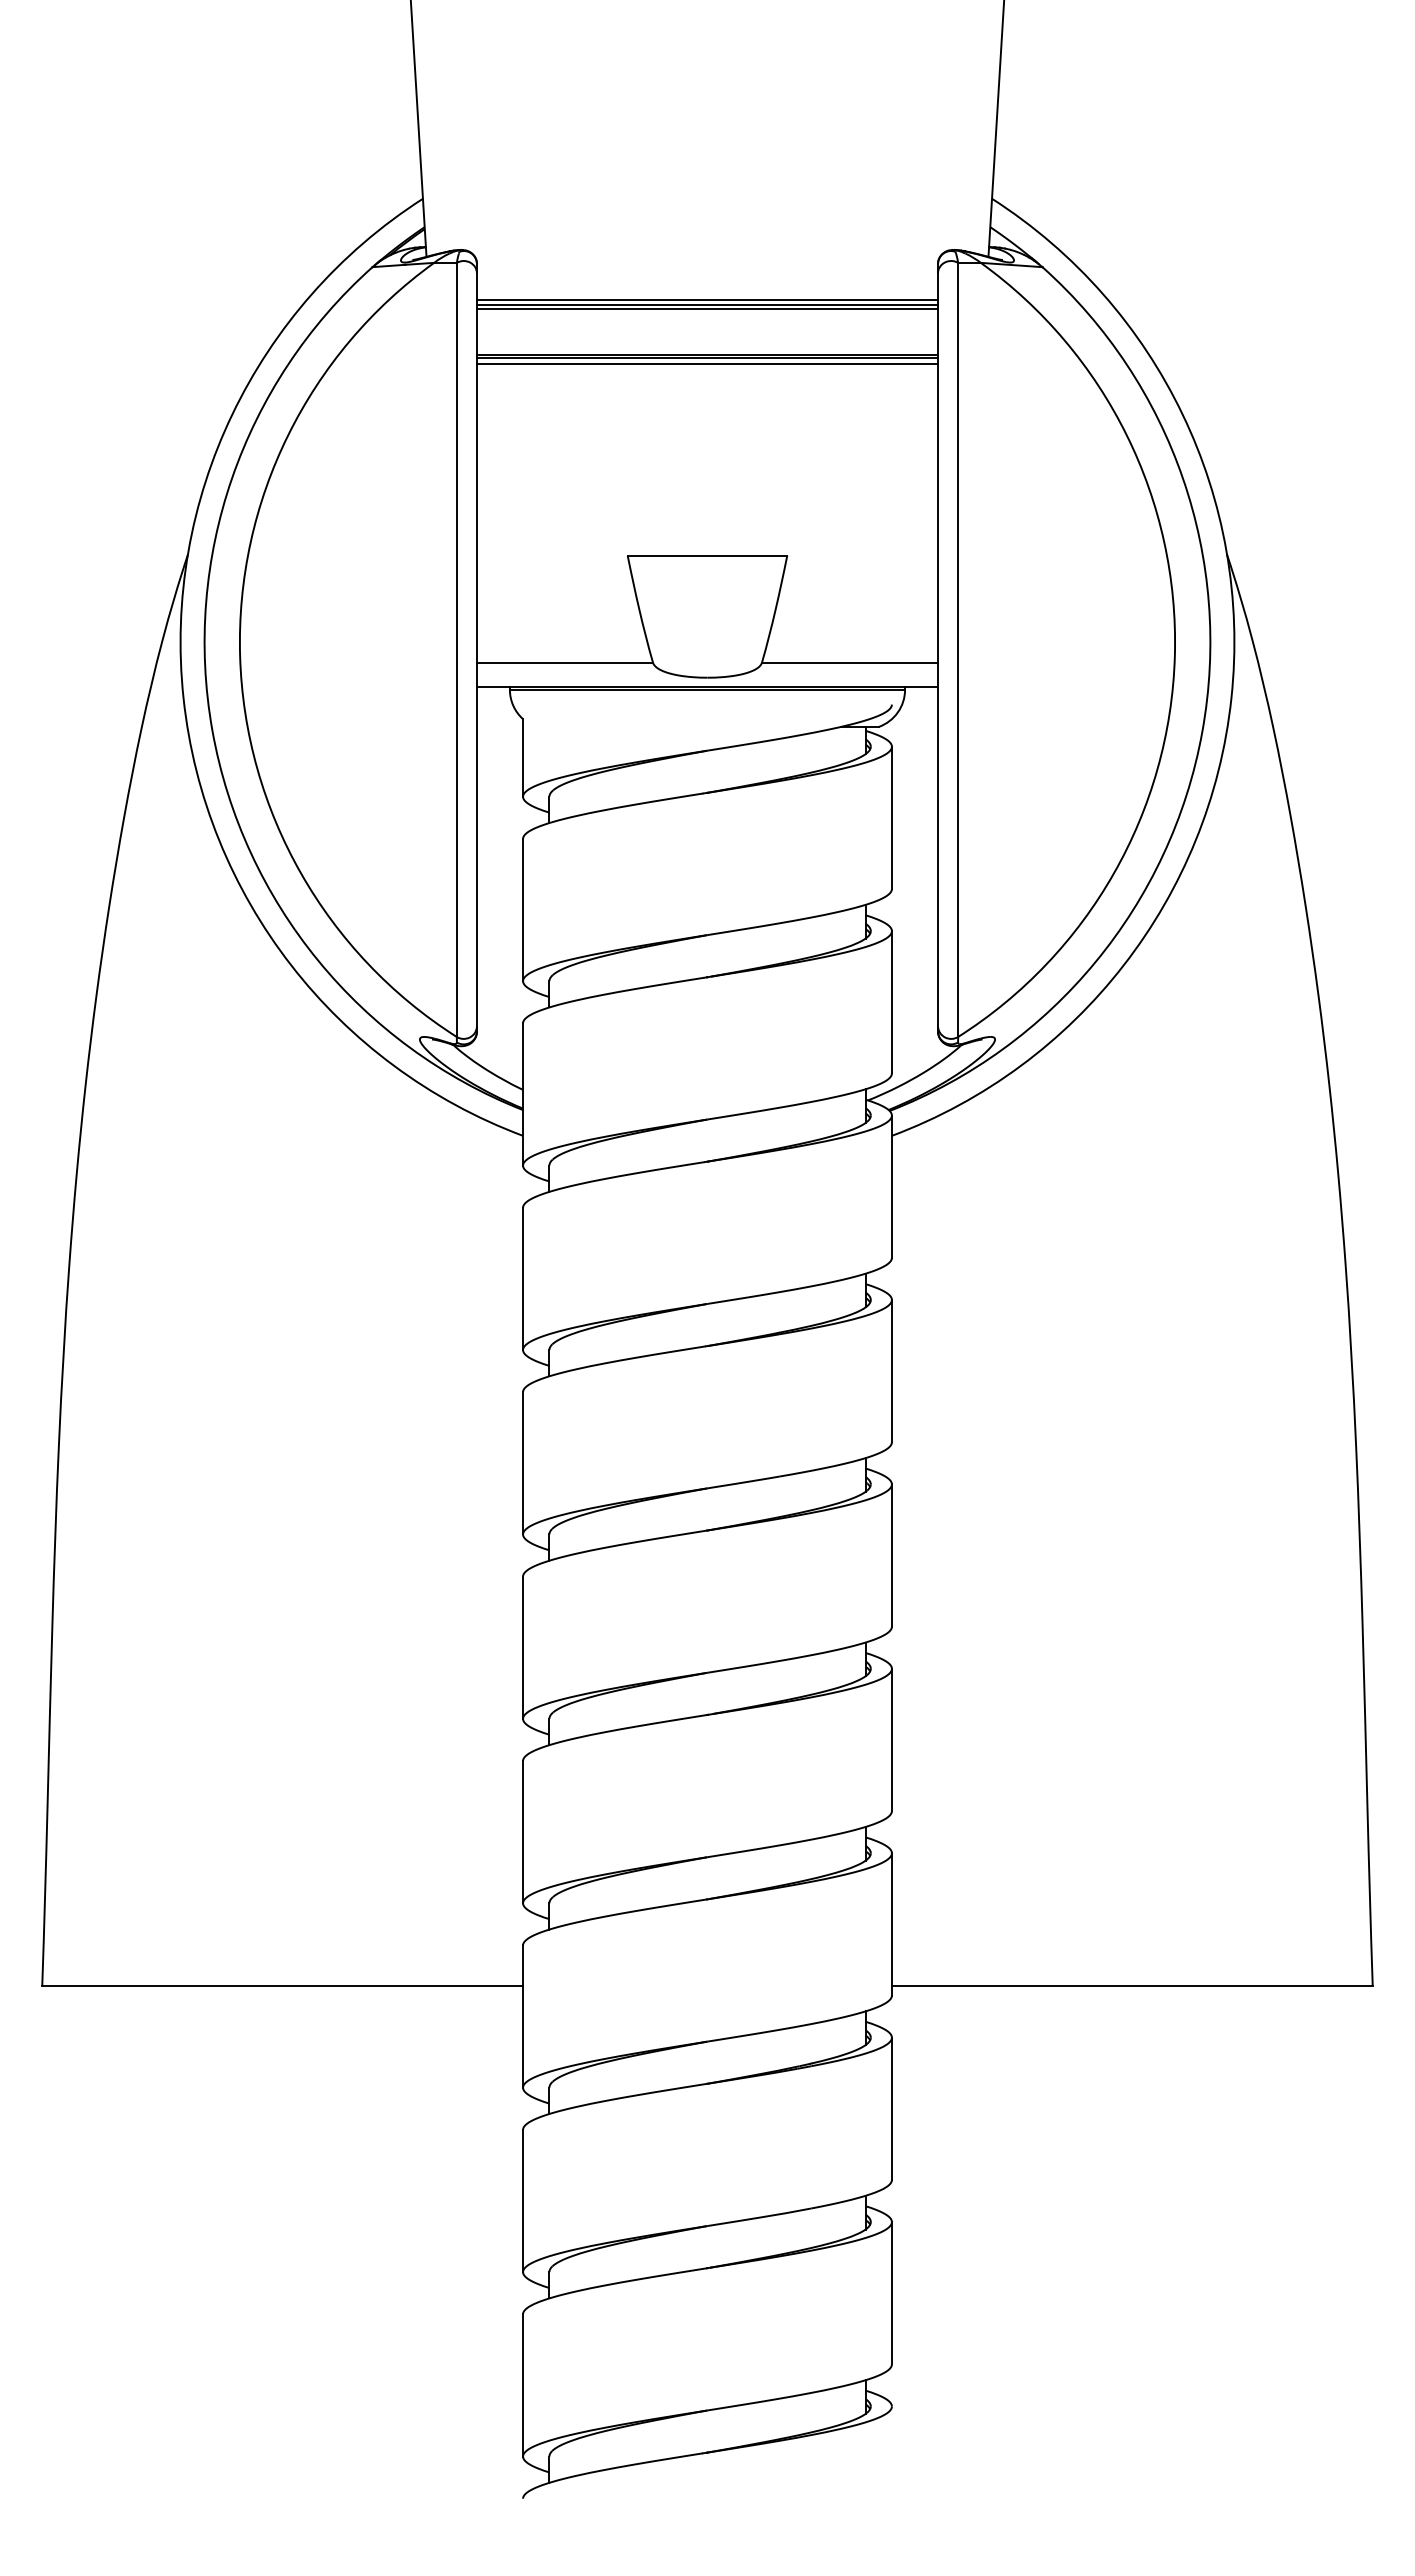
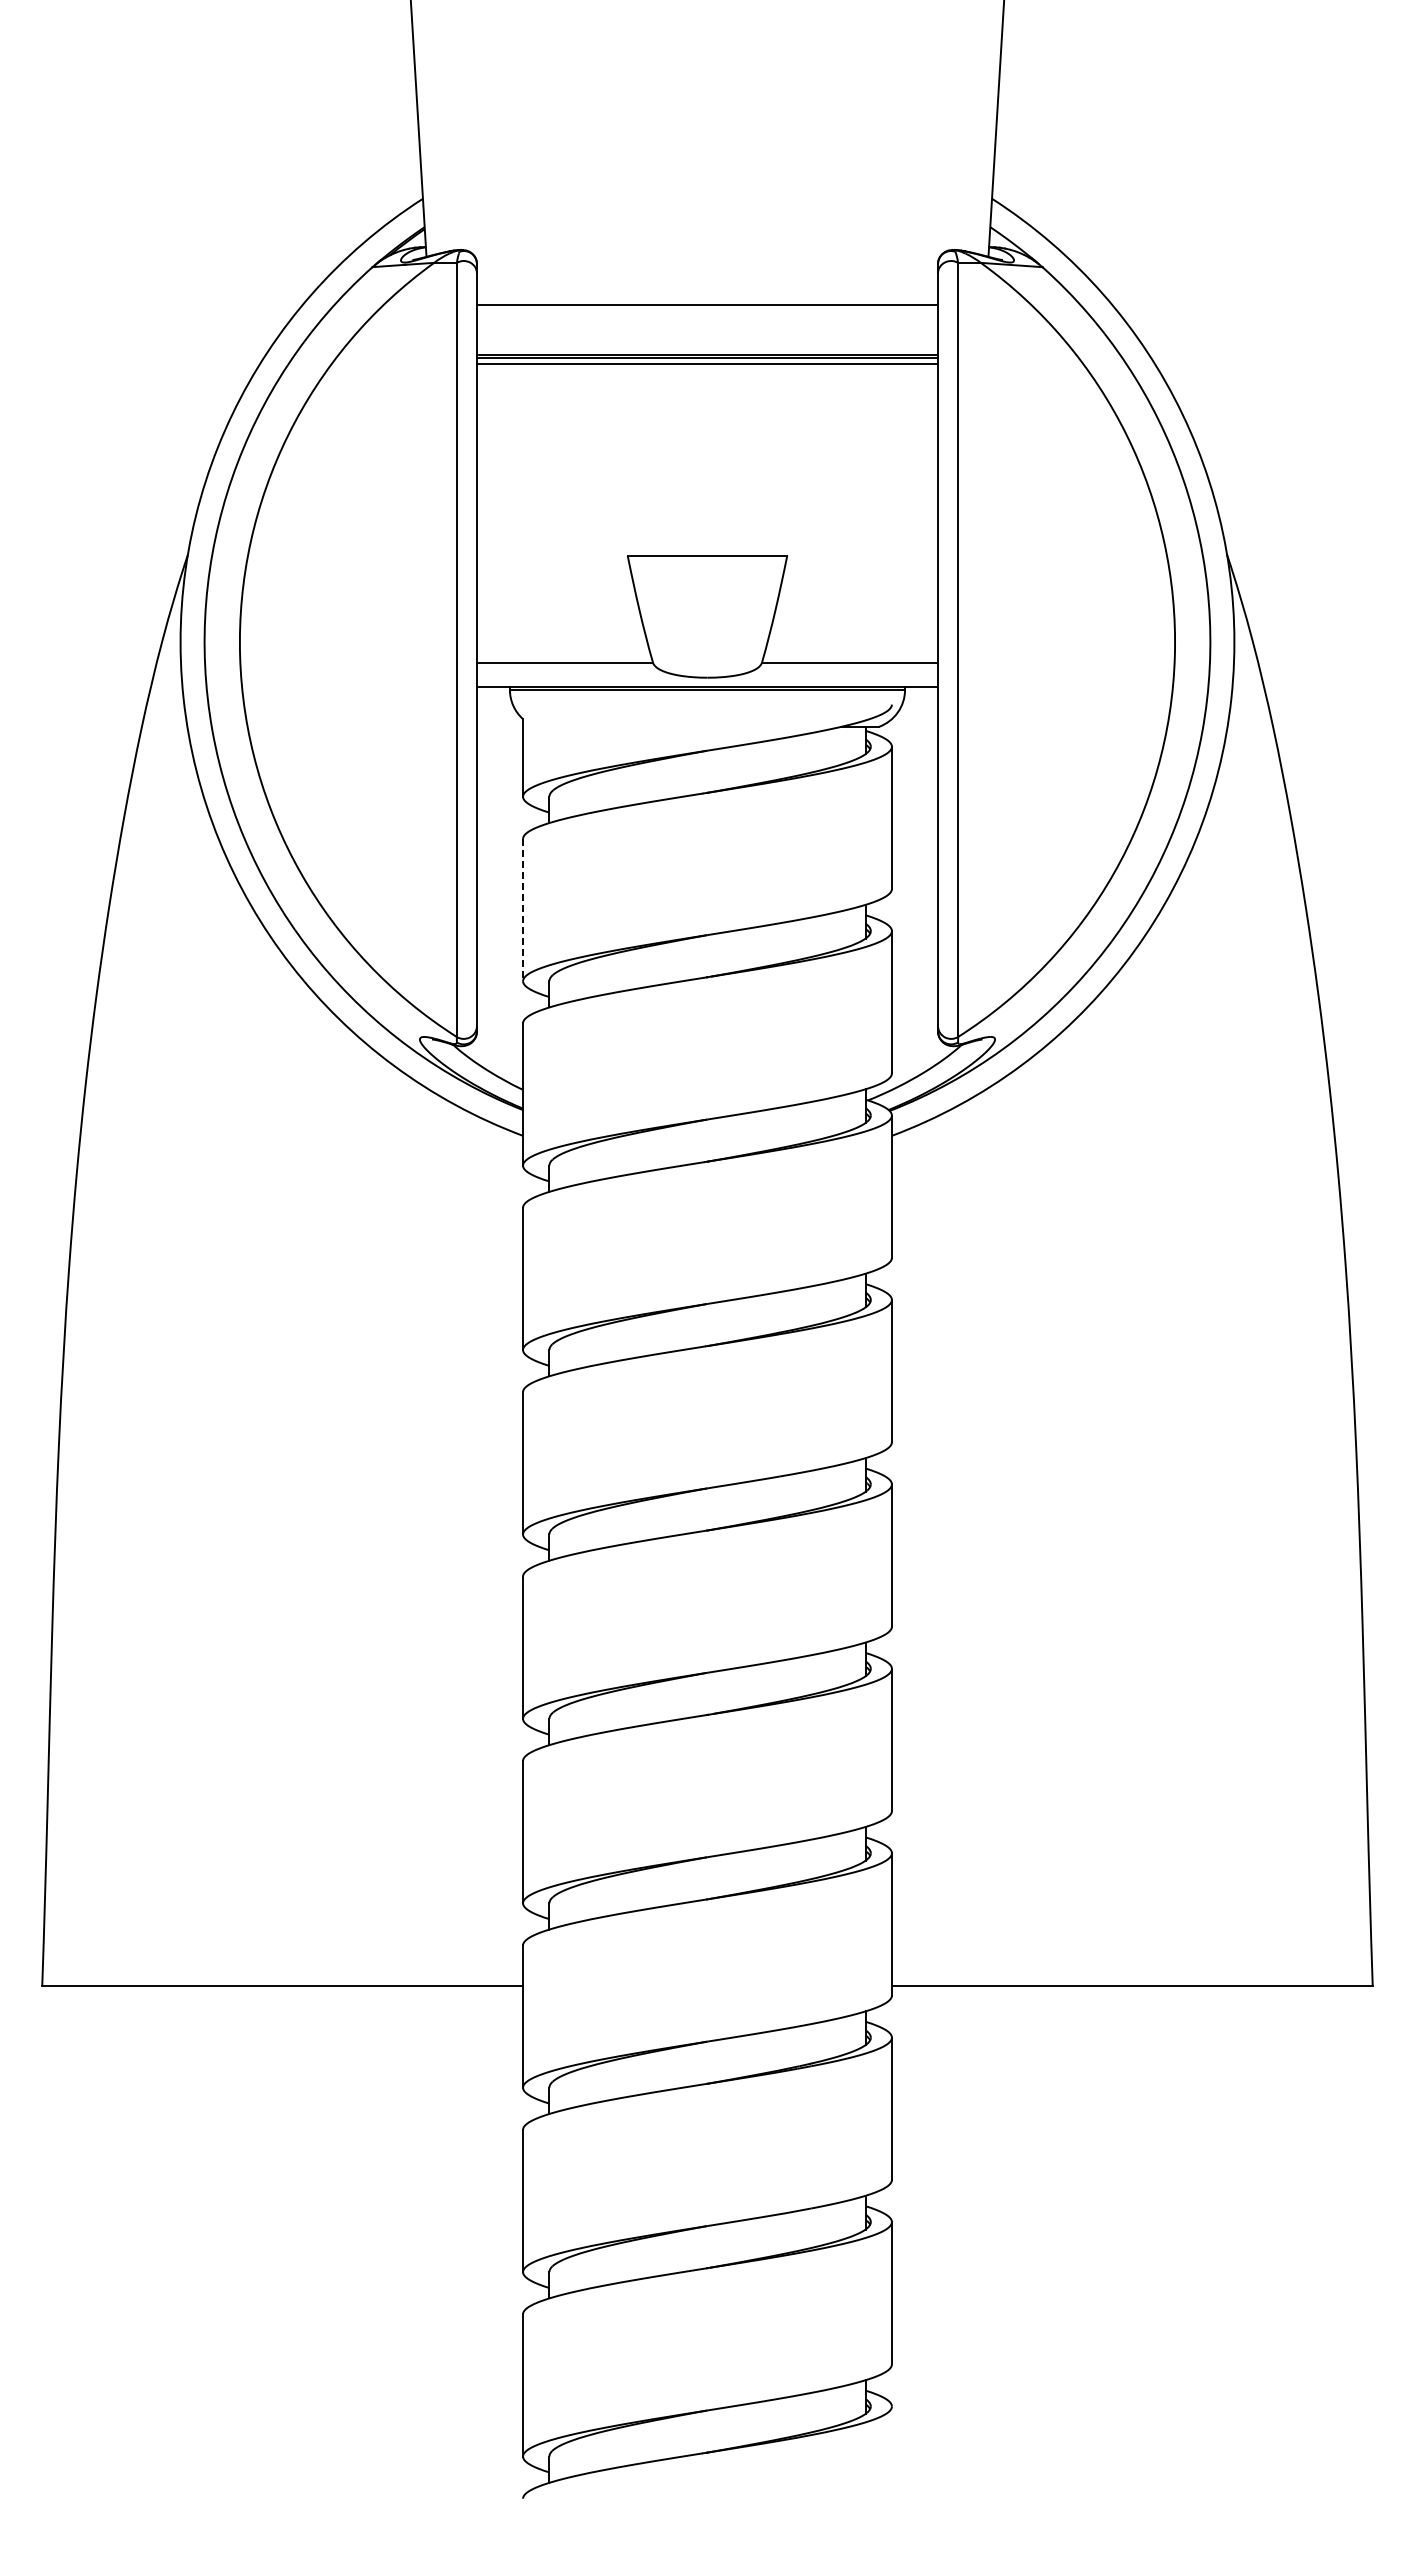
line: present -> none (707, 300)
line: present -> none (707, 308)
line: solid -> dashed (523, 910)
